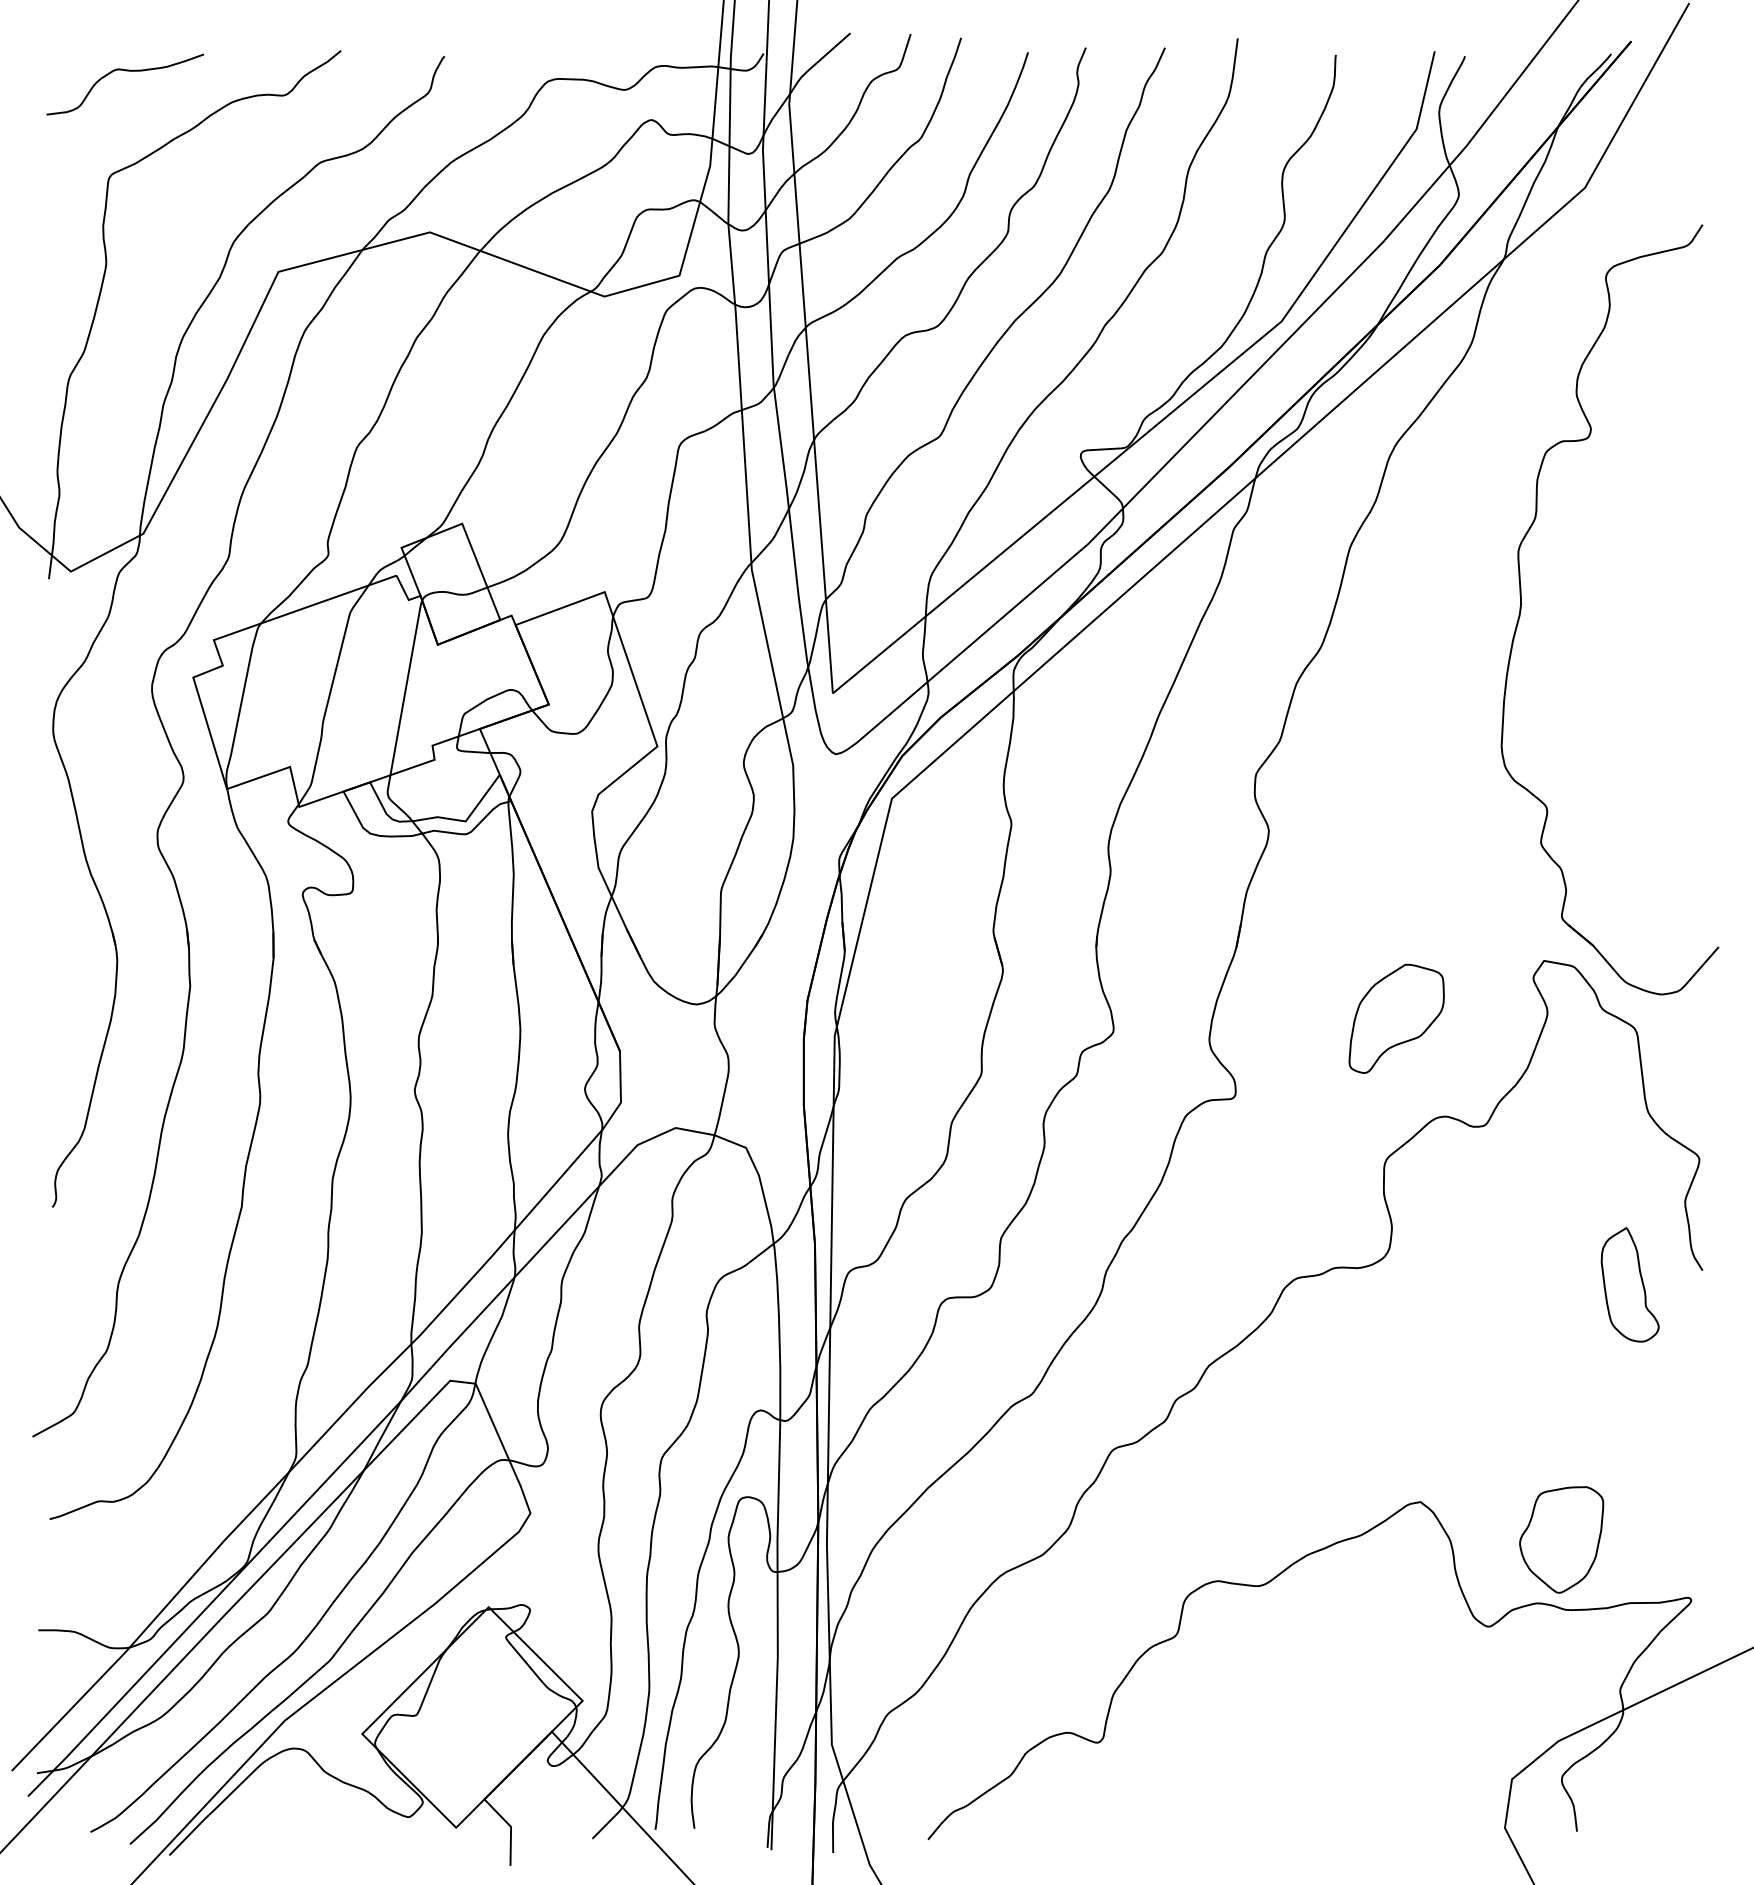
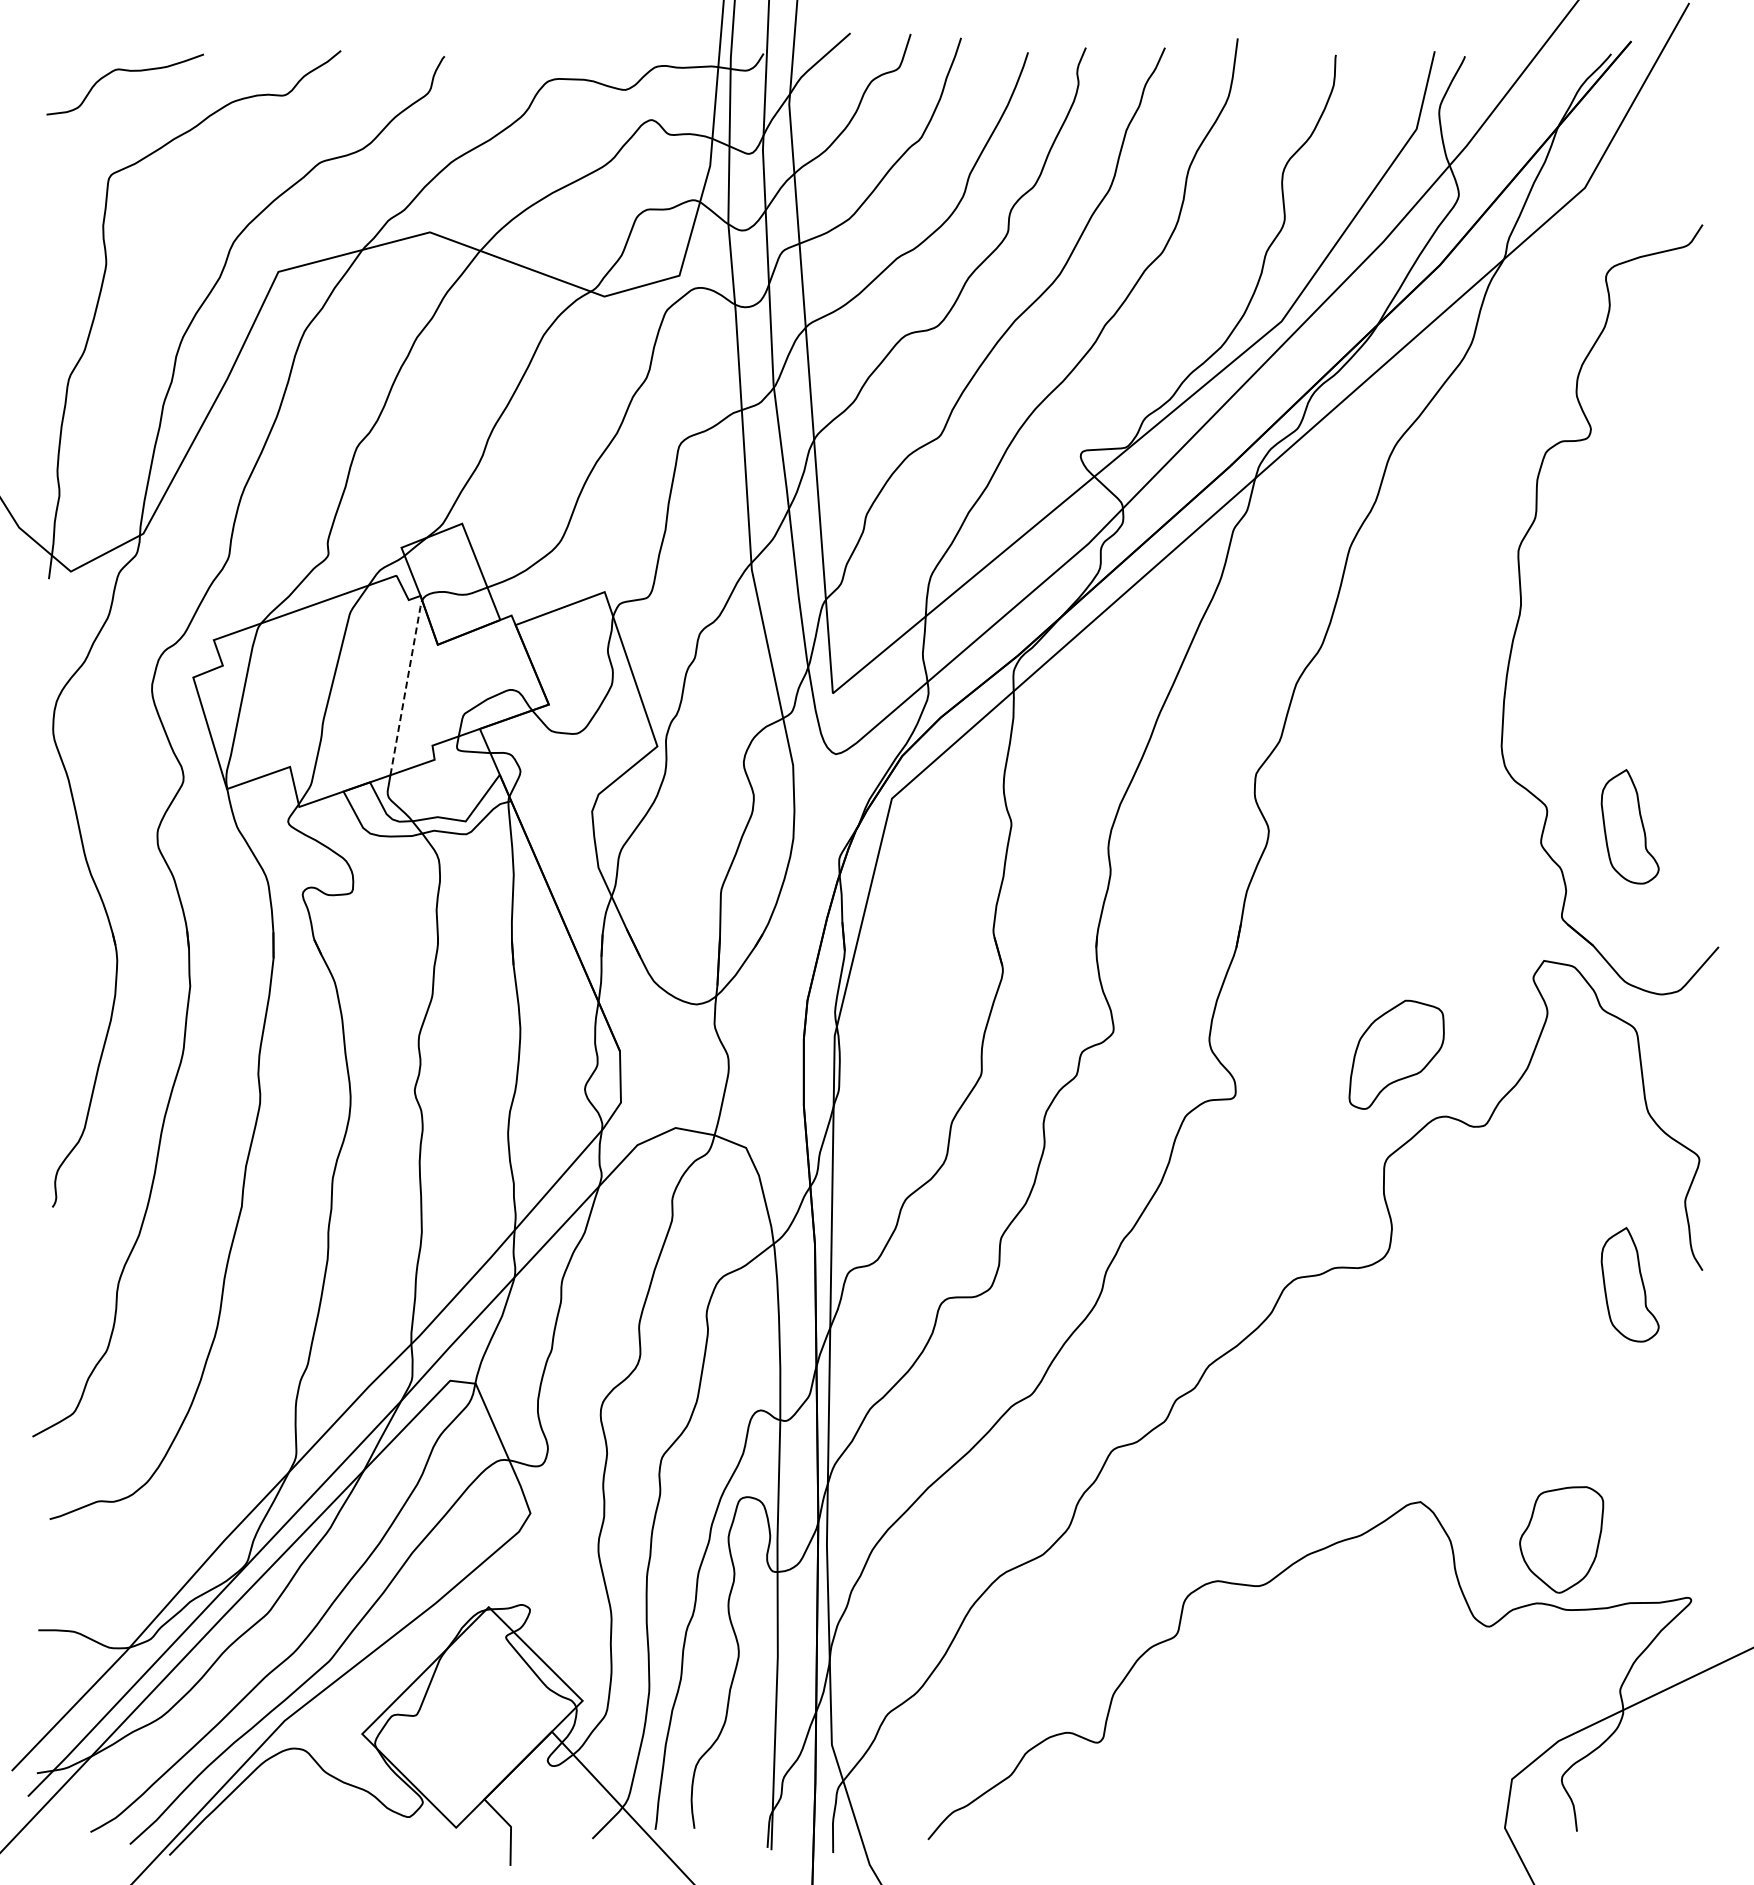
line: solid -> dashed (406, 686)
part: none -> present (1629, 826)
part position: (1396, 1018) -> (1396, 1054) (1396, 1054)
